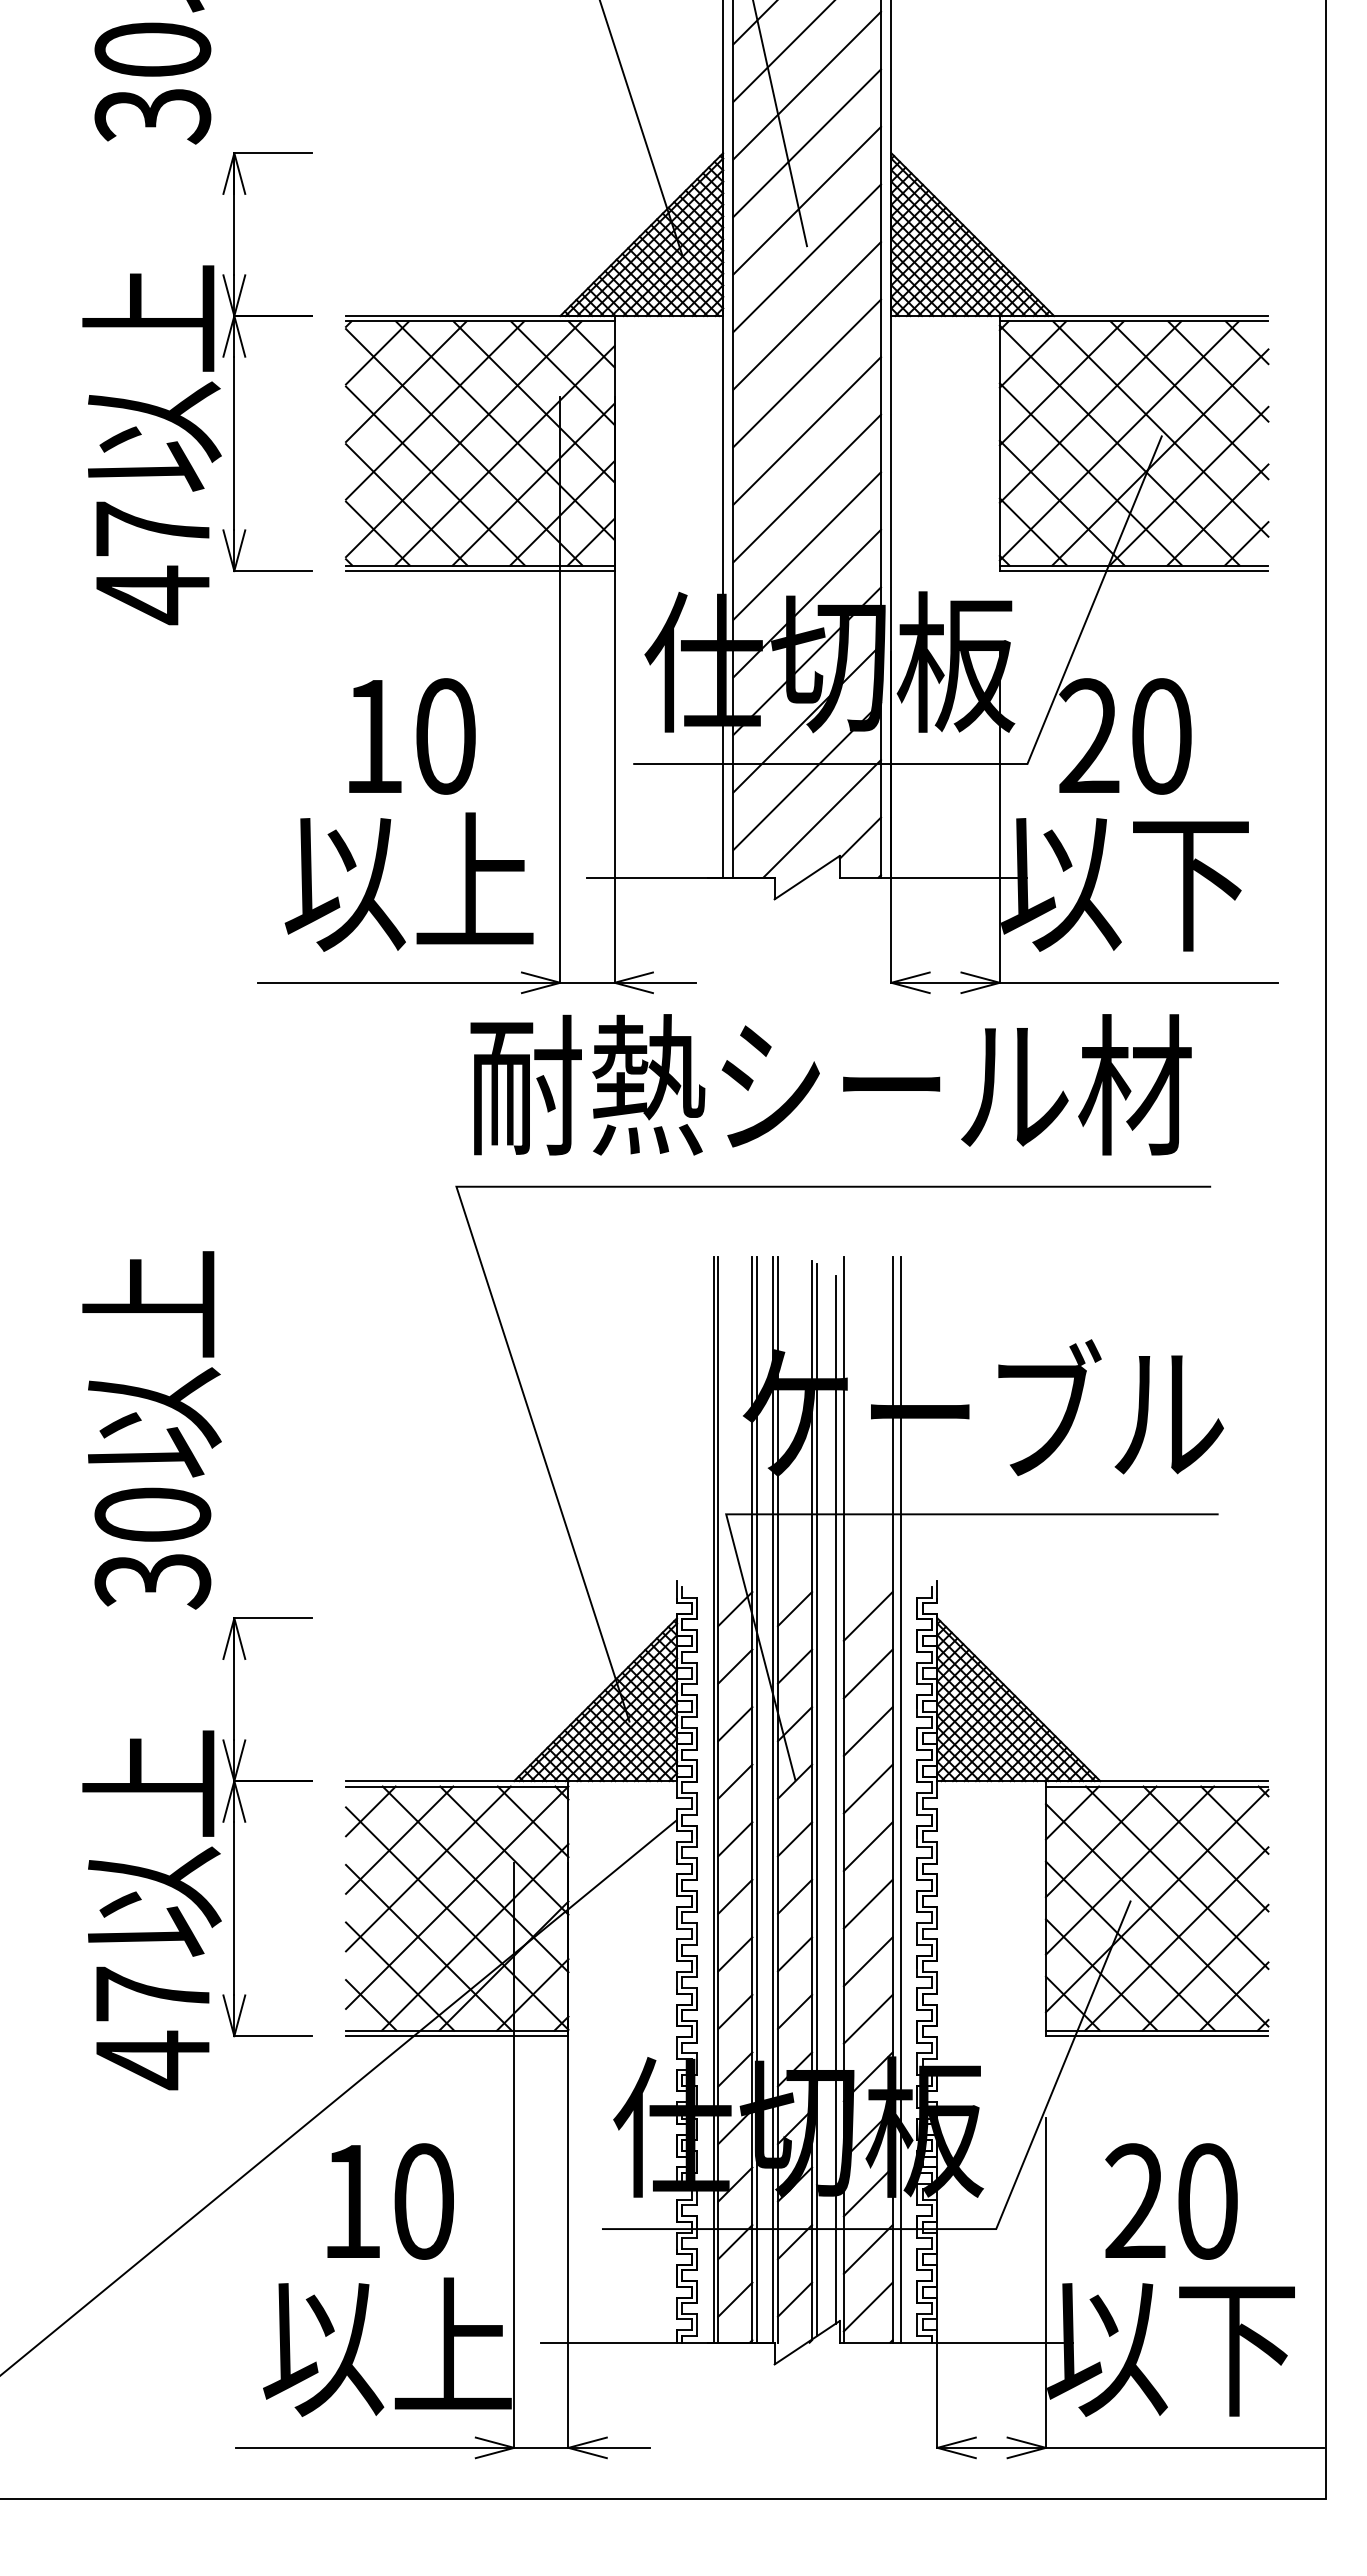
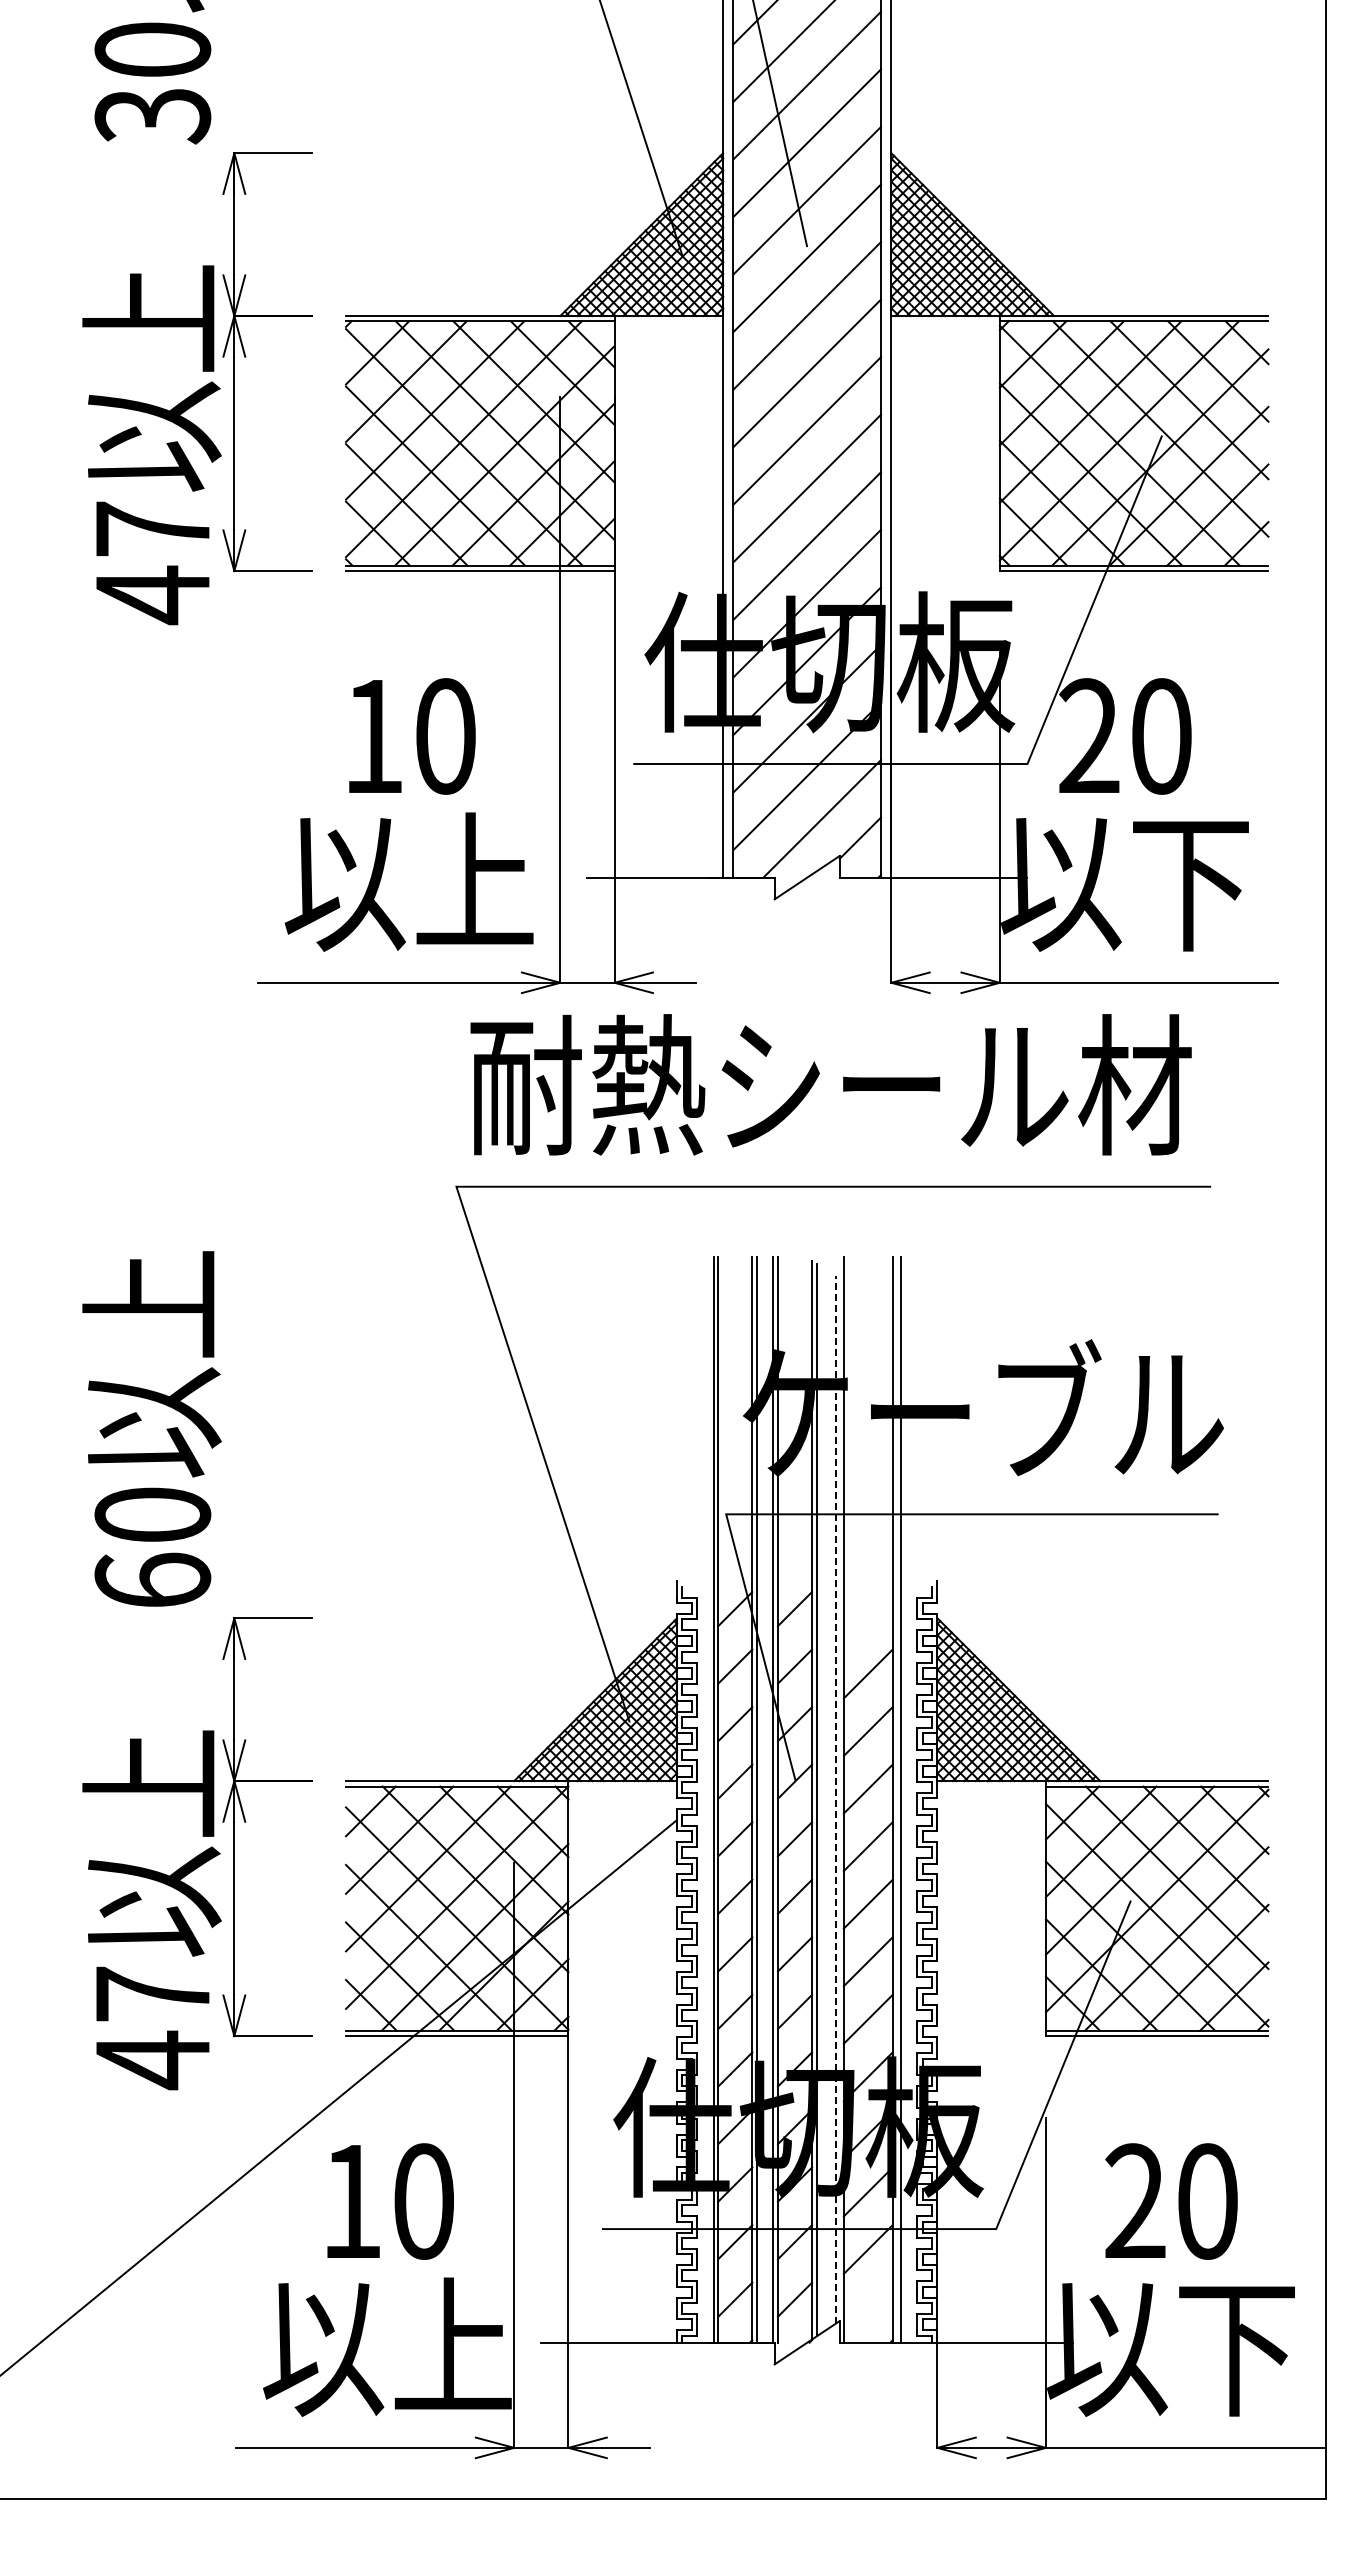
text: 30 -> 60 (152, 1580)
line: present -> none (867, 1616)
line: solid -> dashed (835, 1800)
line: present -> none (867, 2306)
